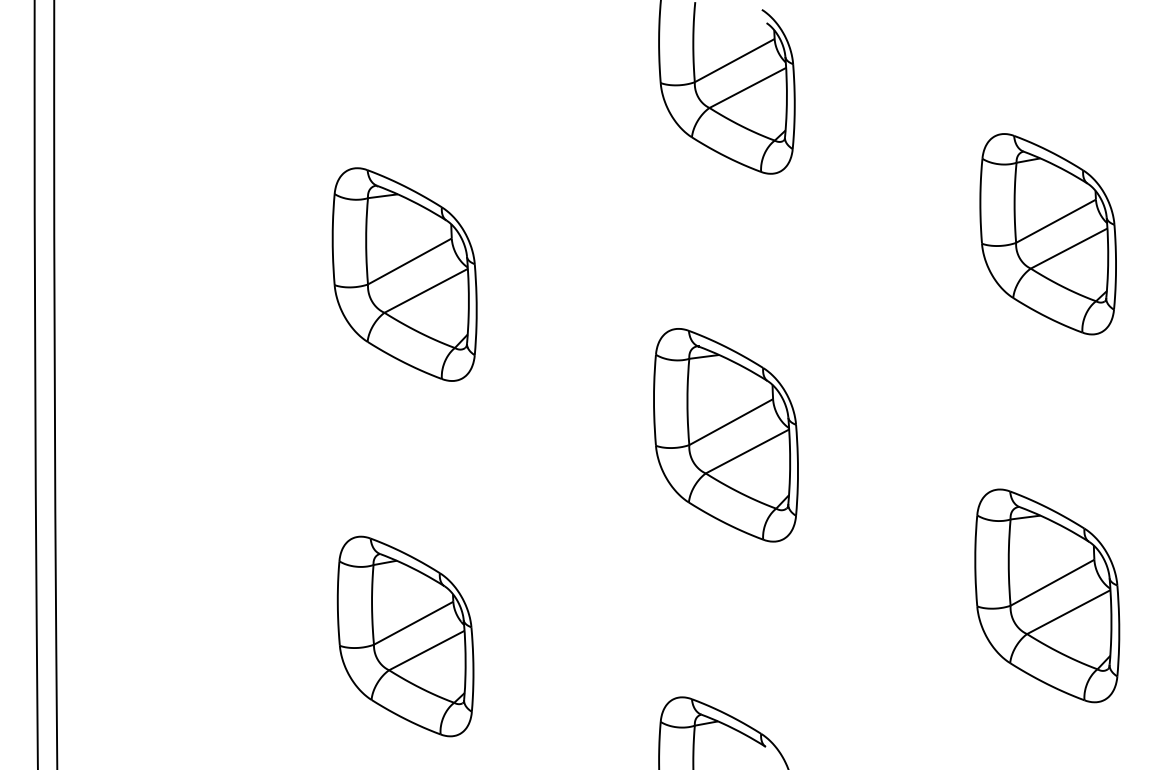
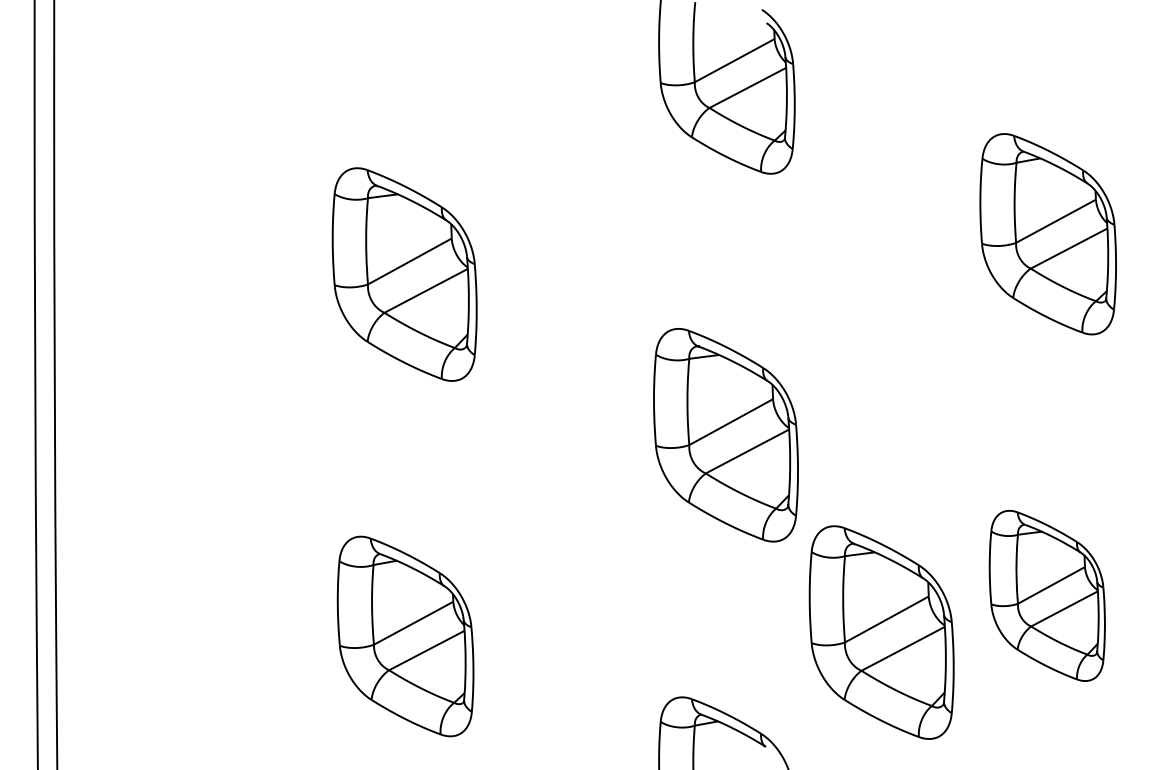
part size: 147x216 px -> 118x173 px (1046, 595)
part: none -> present (881, 632)
